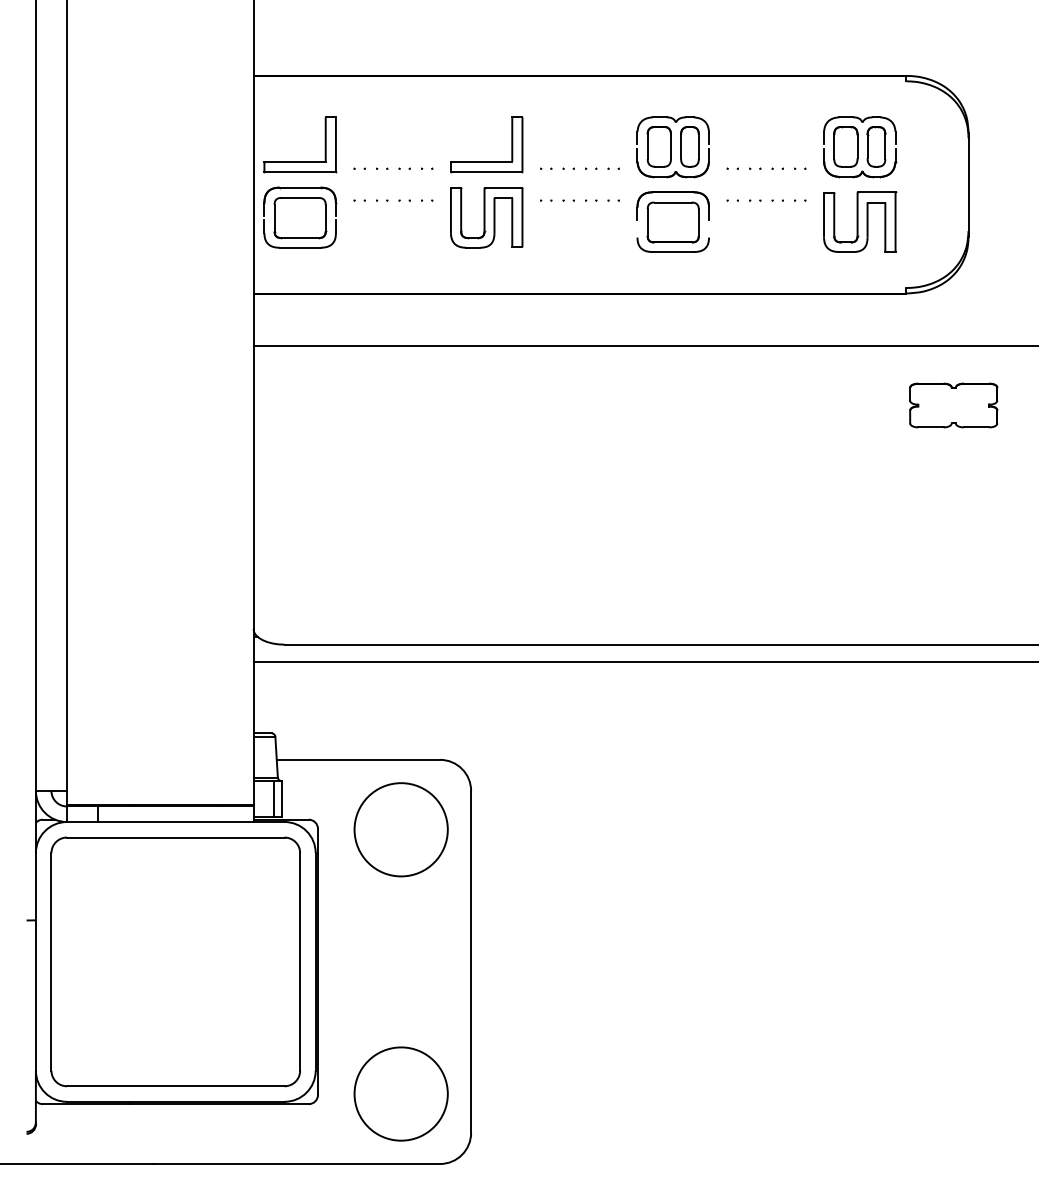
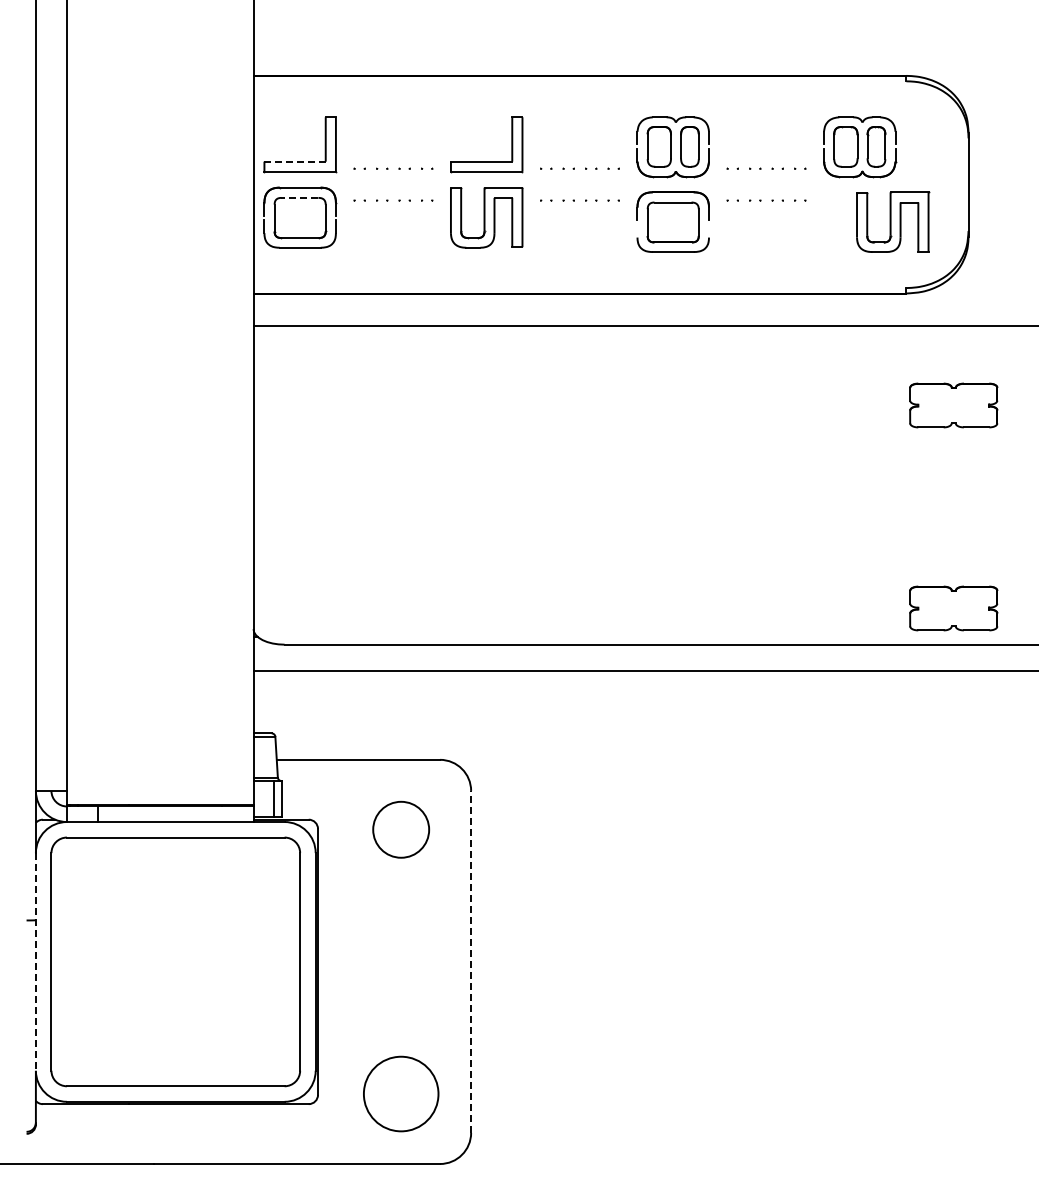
line: solid -> dashed (295, 161)
line: solid -> dashed (299, 197)
part position: (860, 221) -> (893, 221) (893, 221)
line position: (644, 346) -> (644, 326) (644, 326)
part: none -> present (953, 608)
line position: (644, 662) -> (644, 671) (644, 671)
circle diameter: 93 px -> 56 px (401, 829)
line: solid -> dashed (35, 961)
line: solid -> dashed (471, 961)
circle diameter: 93 px -> 75 px (400, 1093)
